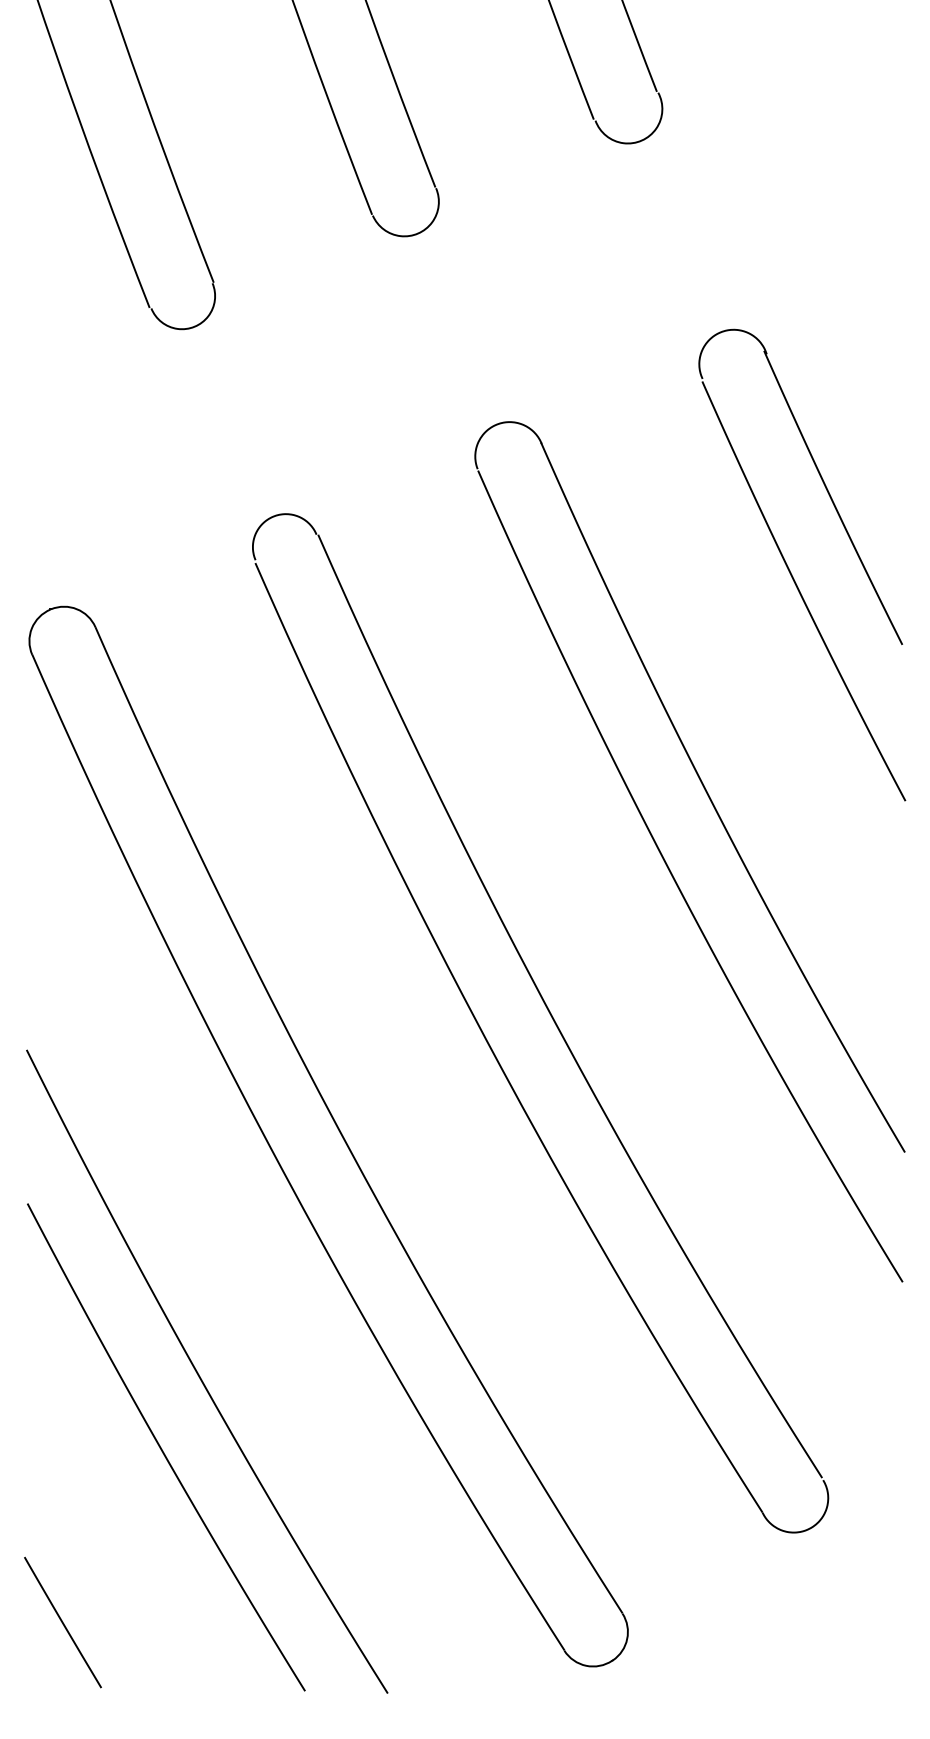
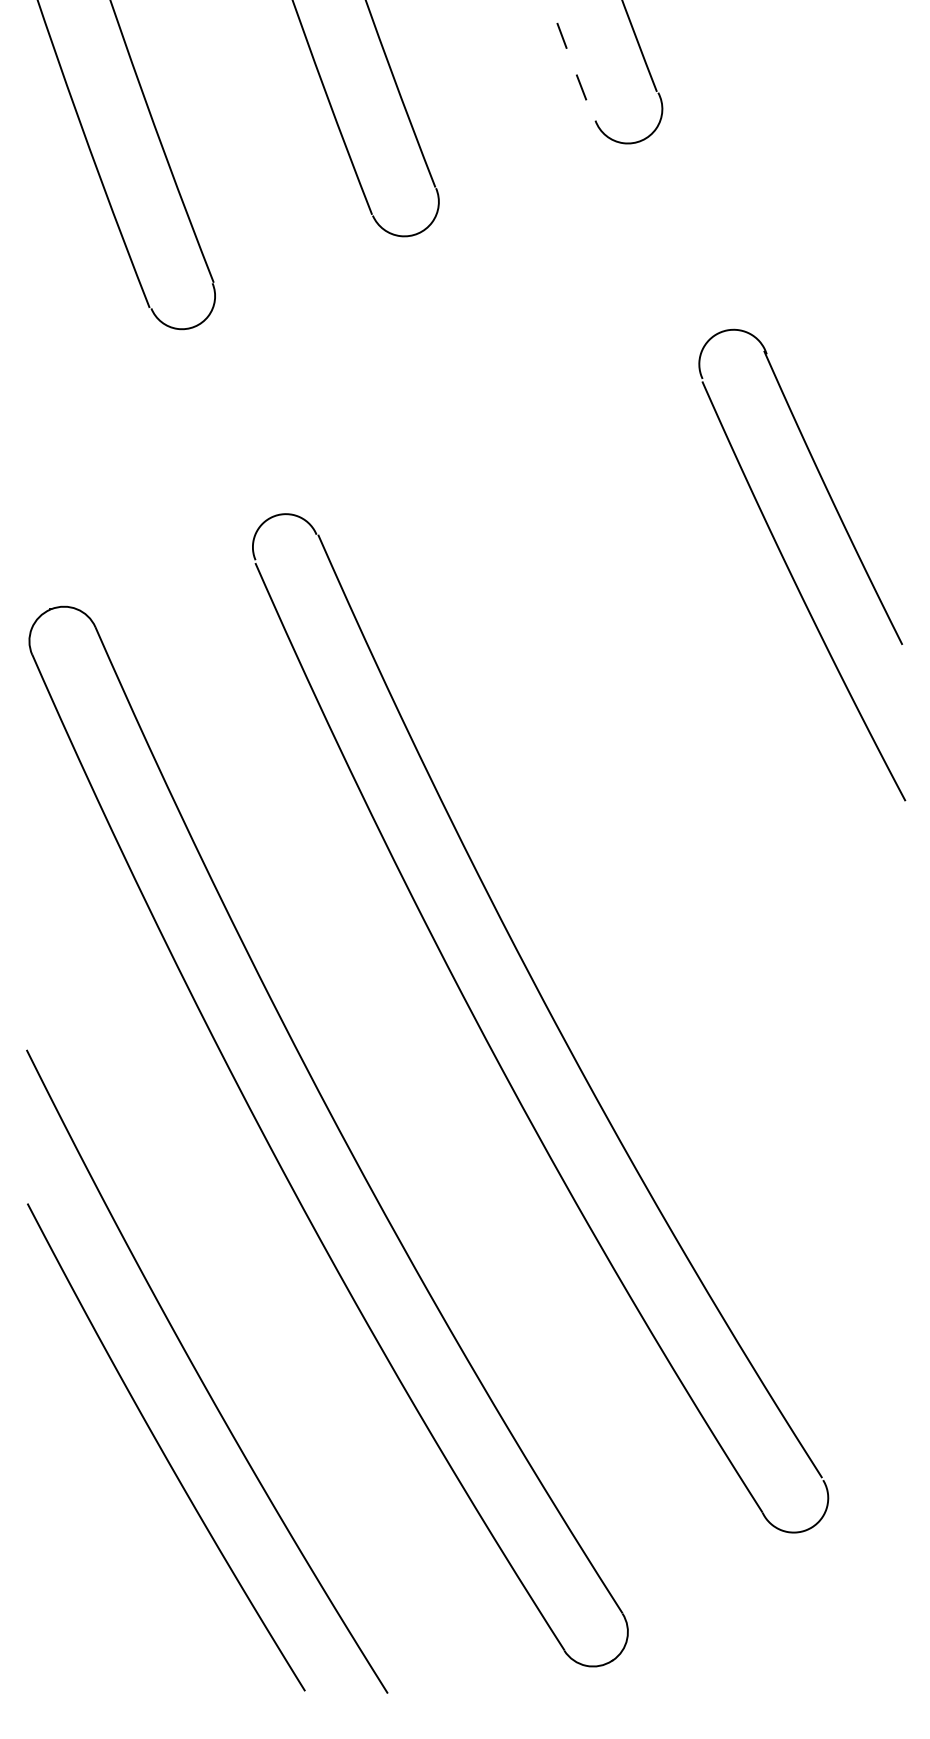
arc: solid -> dashed (571, 60)
part: present -> none (667, 863)
line: present -> none (62, 1622)
